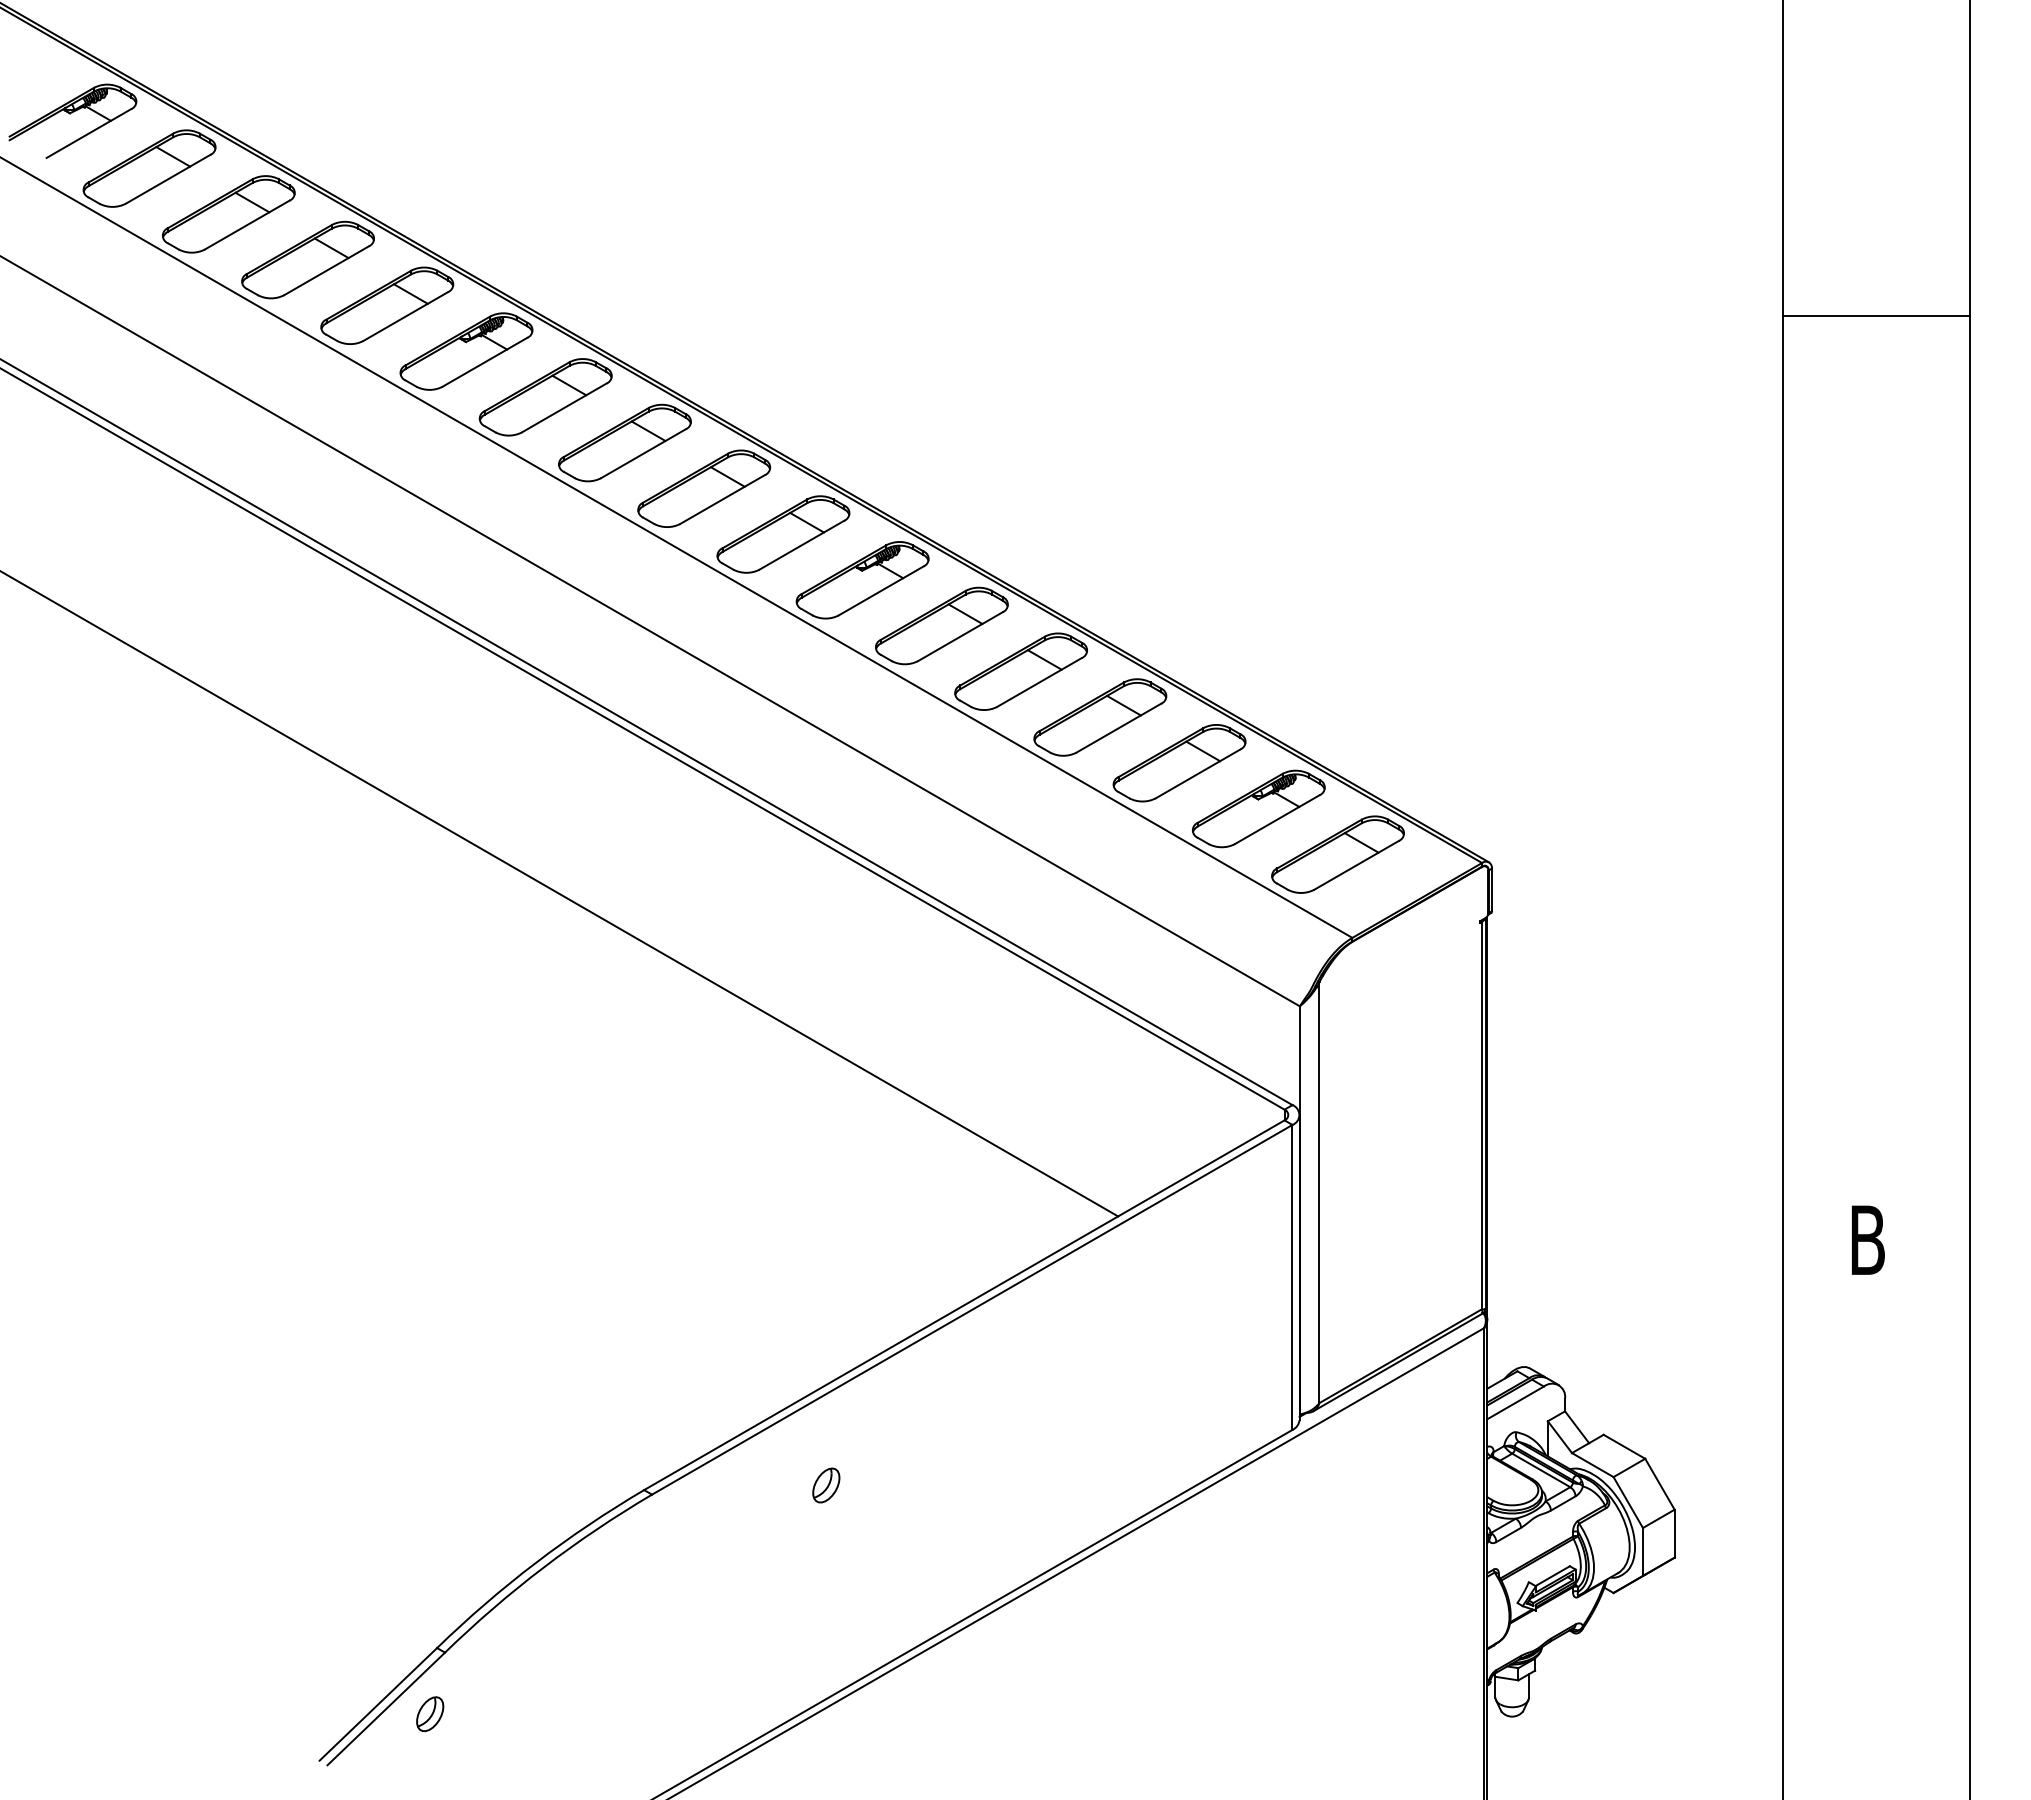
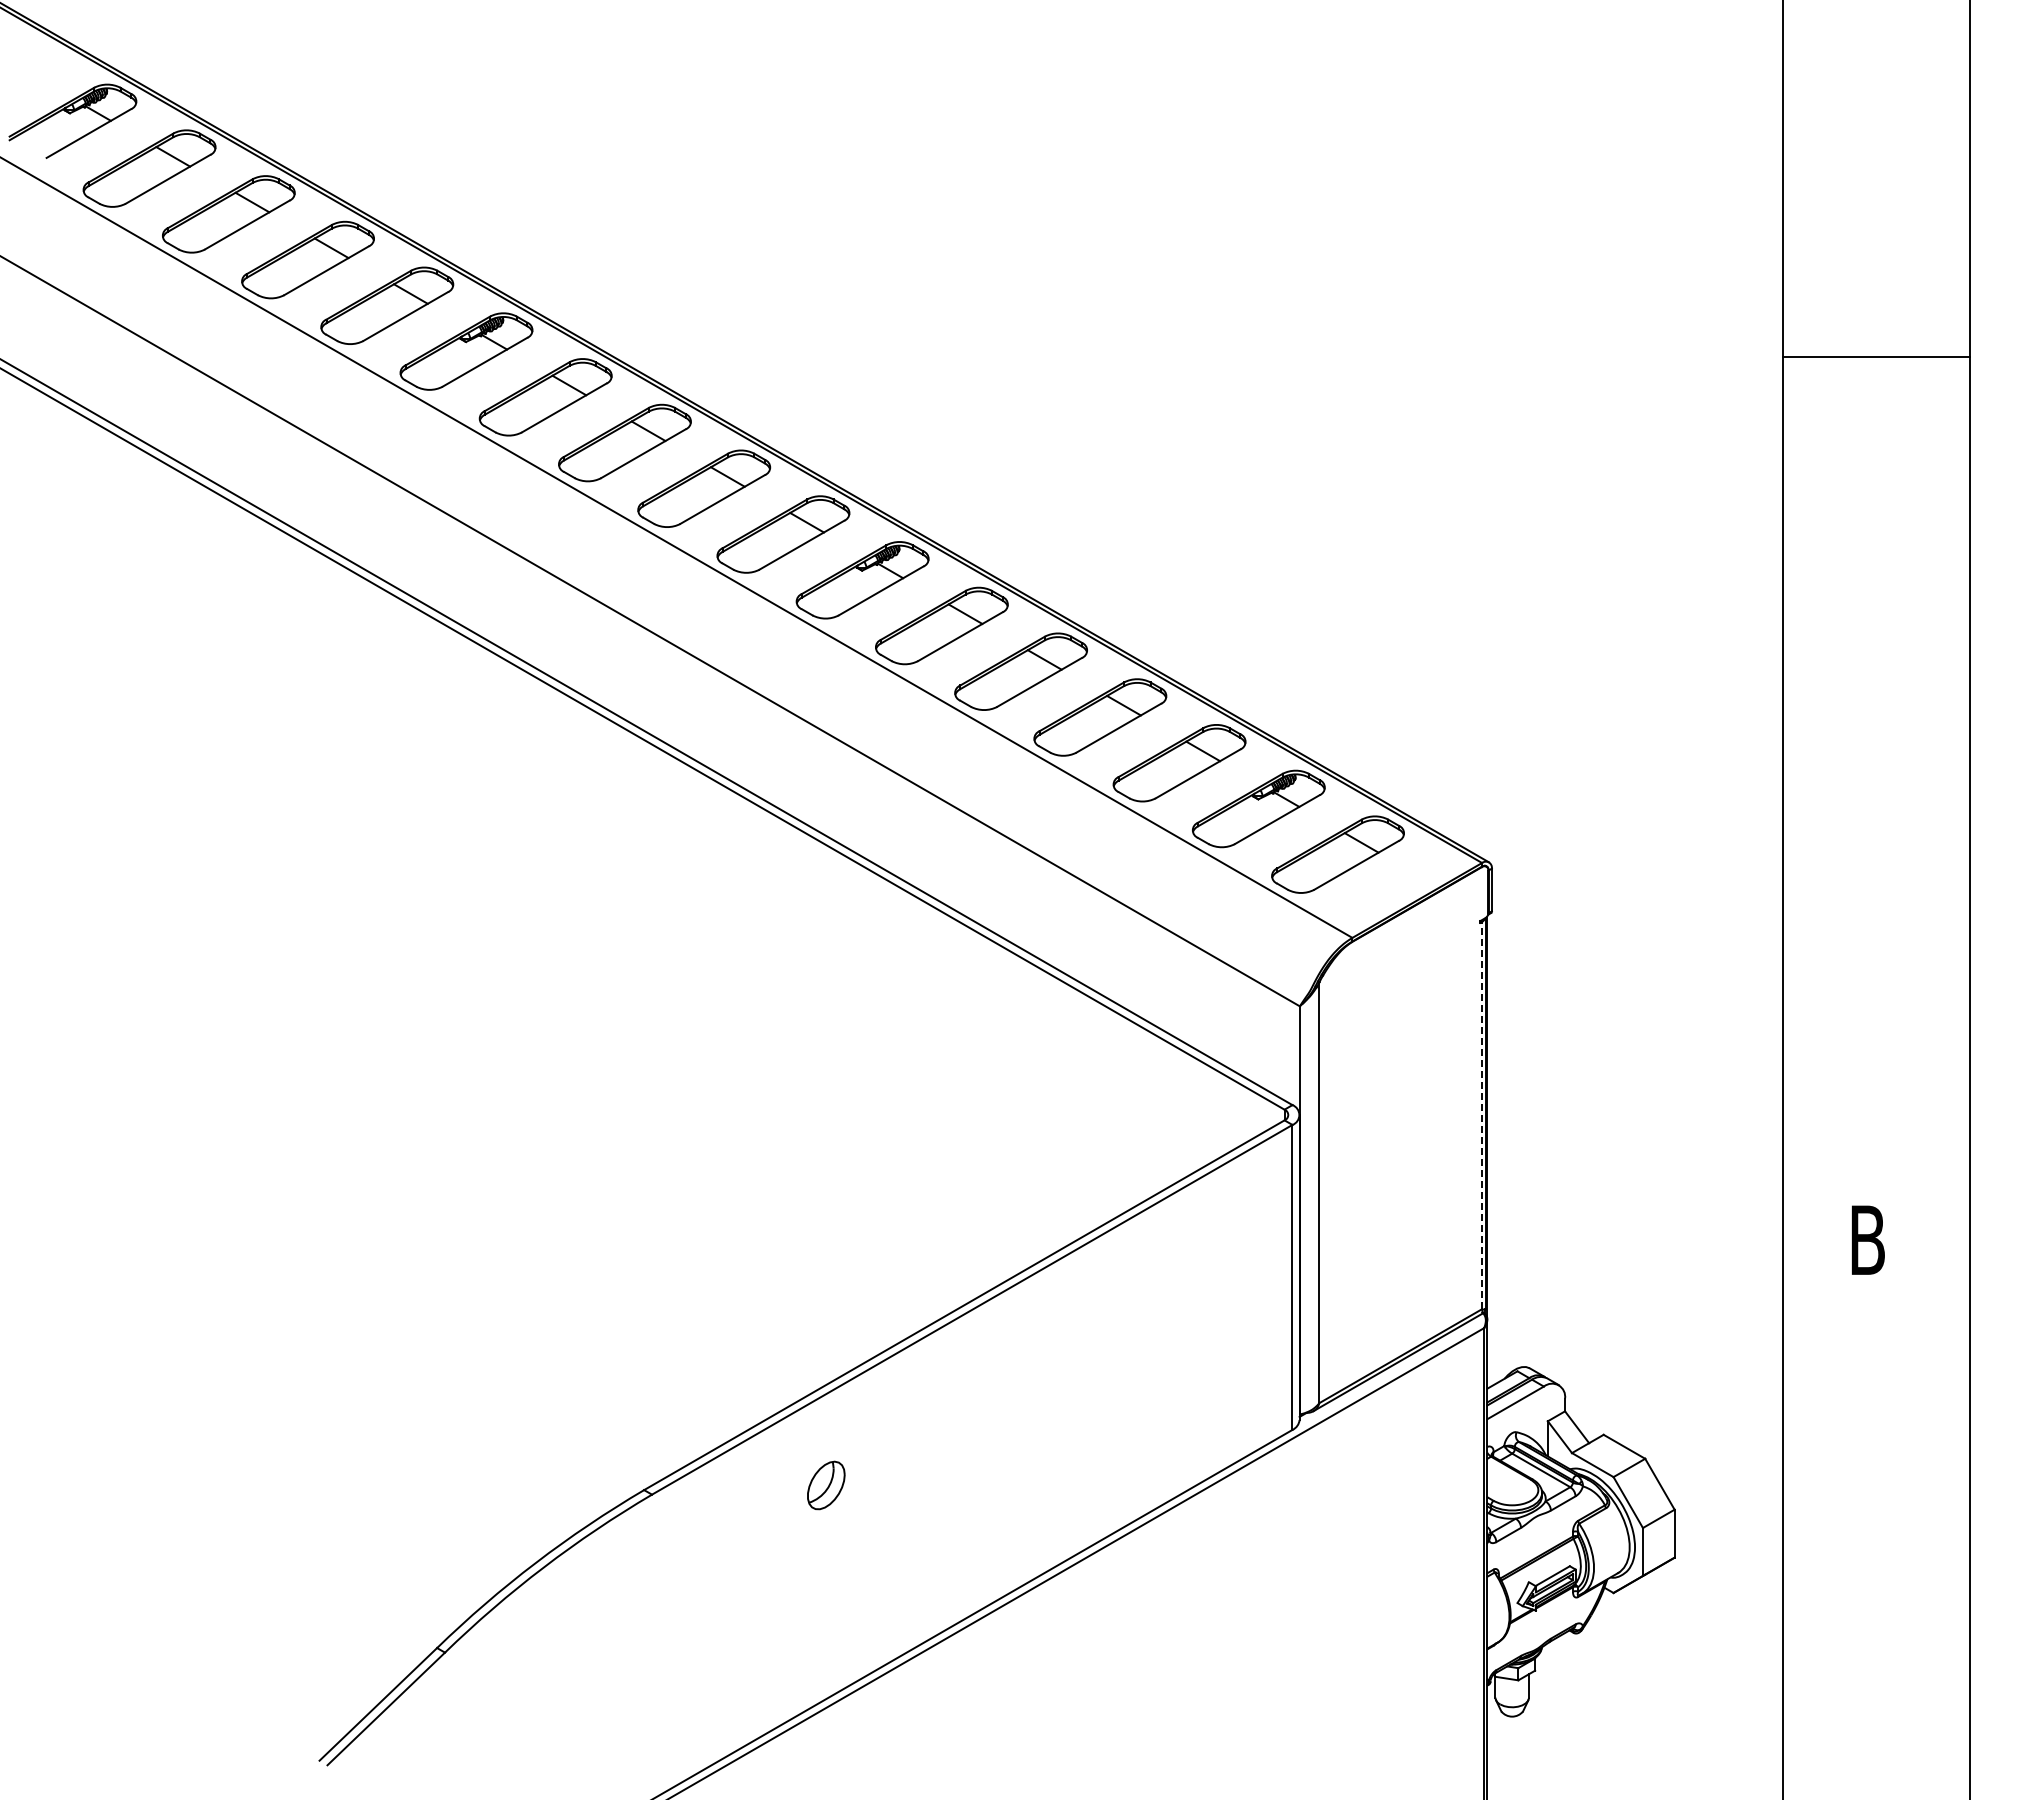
line position: (1876, 315) -> (1876, 356) (1876, 356)
line: present -> none (560, 894)
line: solid -> dashed (1481, 1115)
part size: 29x37 px -> 39x51 px (826, 1485)
part: present -> none (430, 1713)
